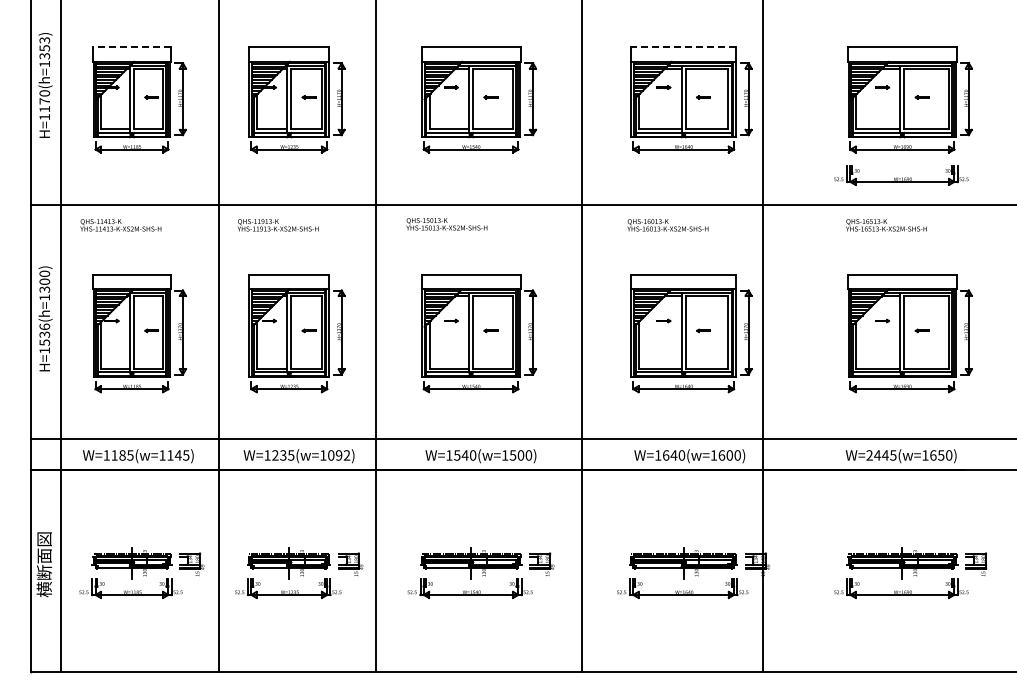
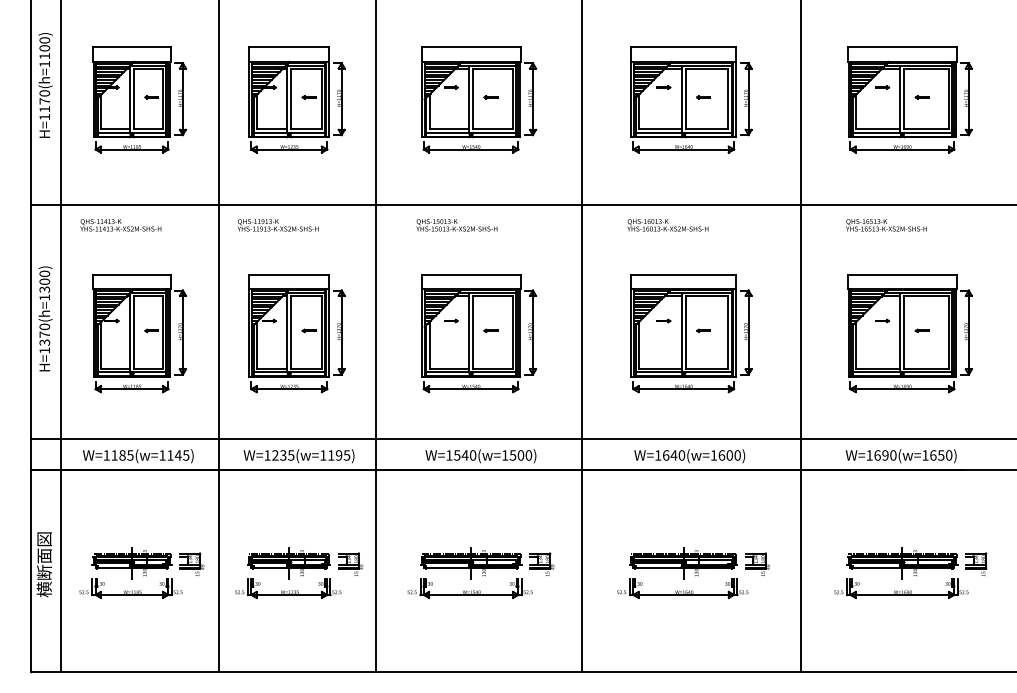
line: dashed -> solid (132, 47)
line: dashed -> solid (683, 47)
text: H=1170(h=1353) -> H=1170(h=1100) (44, 48)
part: present -> none (901, 175)
text position: (446, 224) -> (456, 225) (456, 225)
text: H=1536(h=1300) -> H=1370(h=1300) (44, 334)
line position: (762, 337) -> (800, 337) (800, 337)
text: W=1235(w=1092) -> W=1235(w=1195) (339, 455)
text: W=2445(w=1650) -> W=1690(w=1650) (881, 455)
